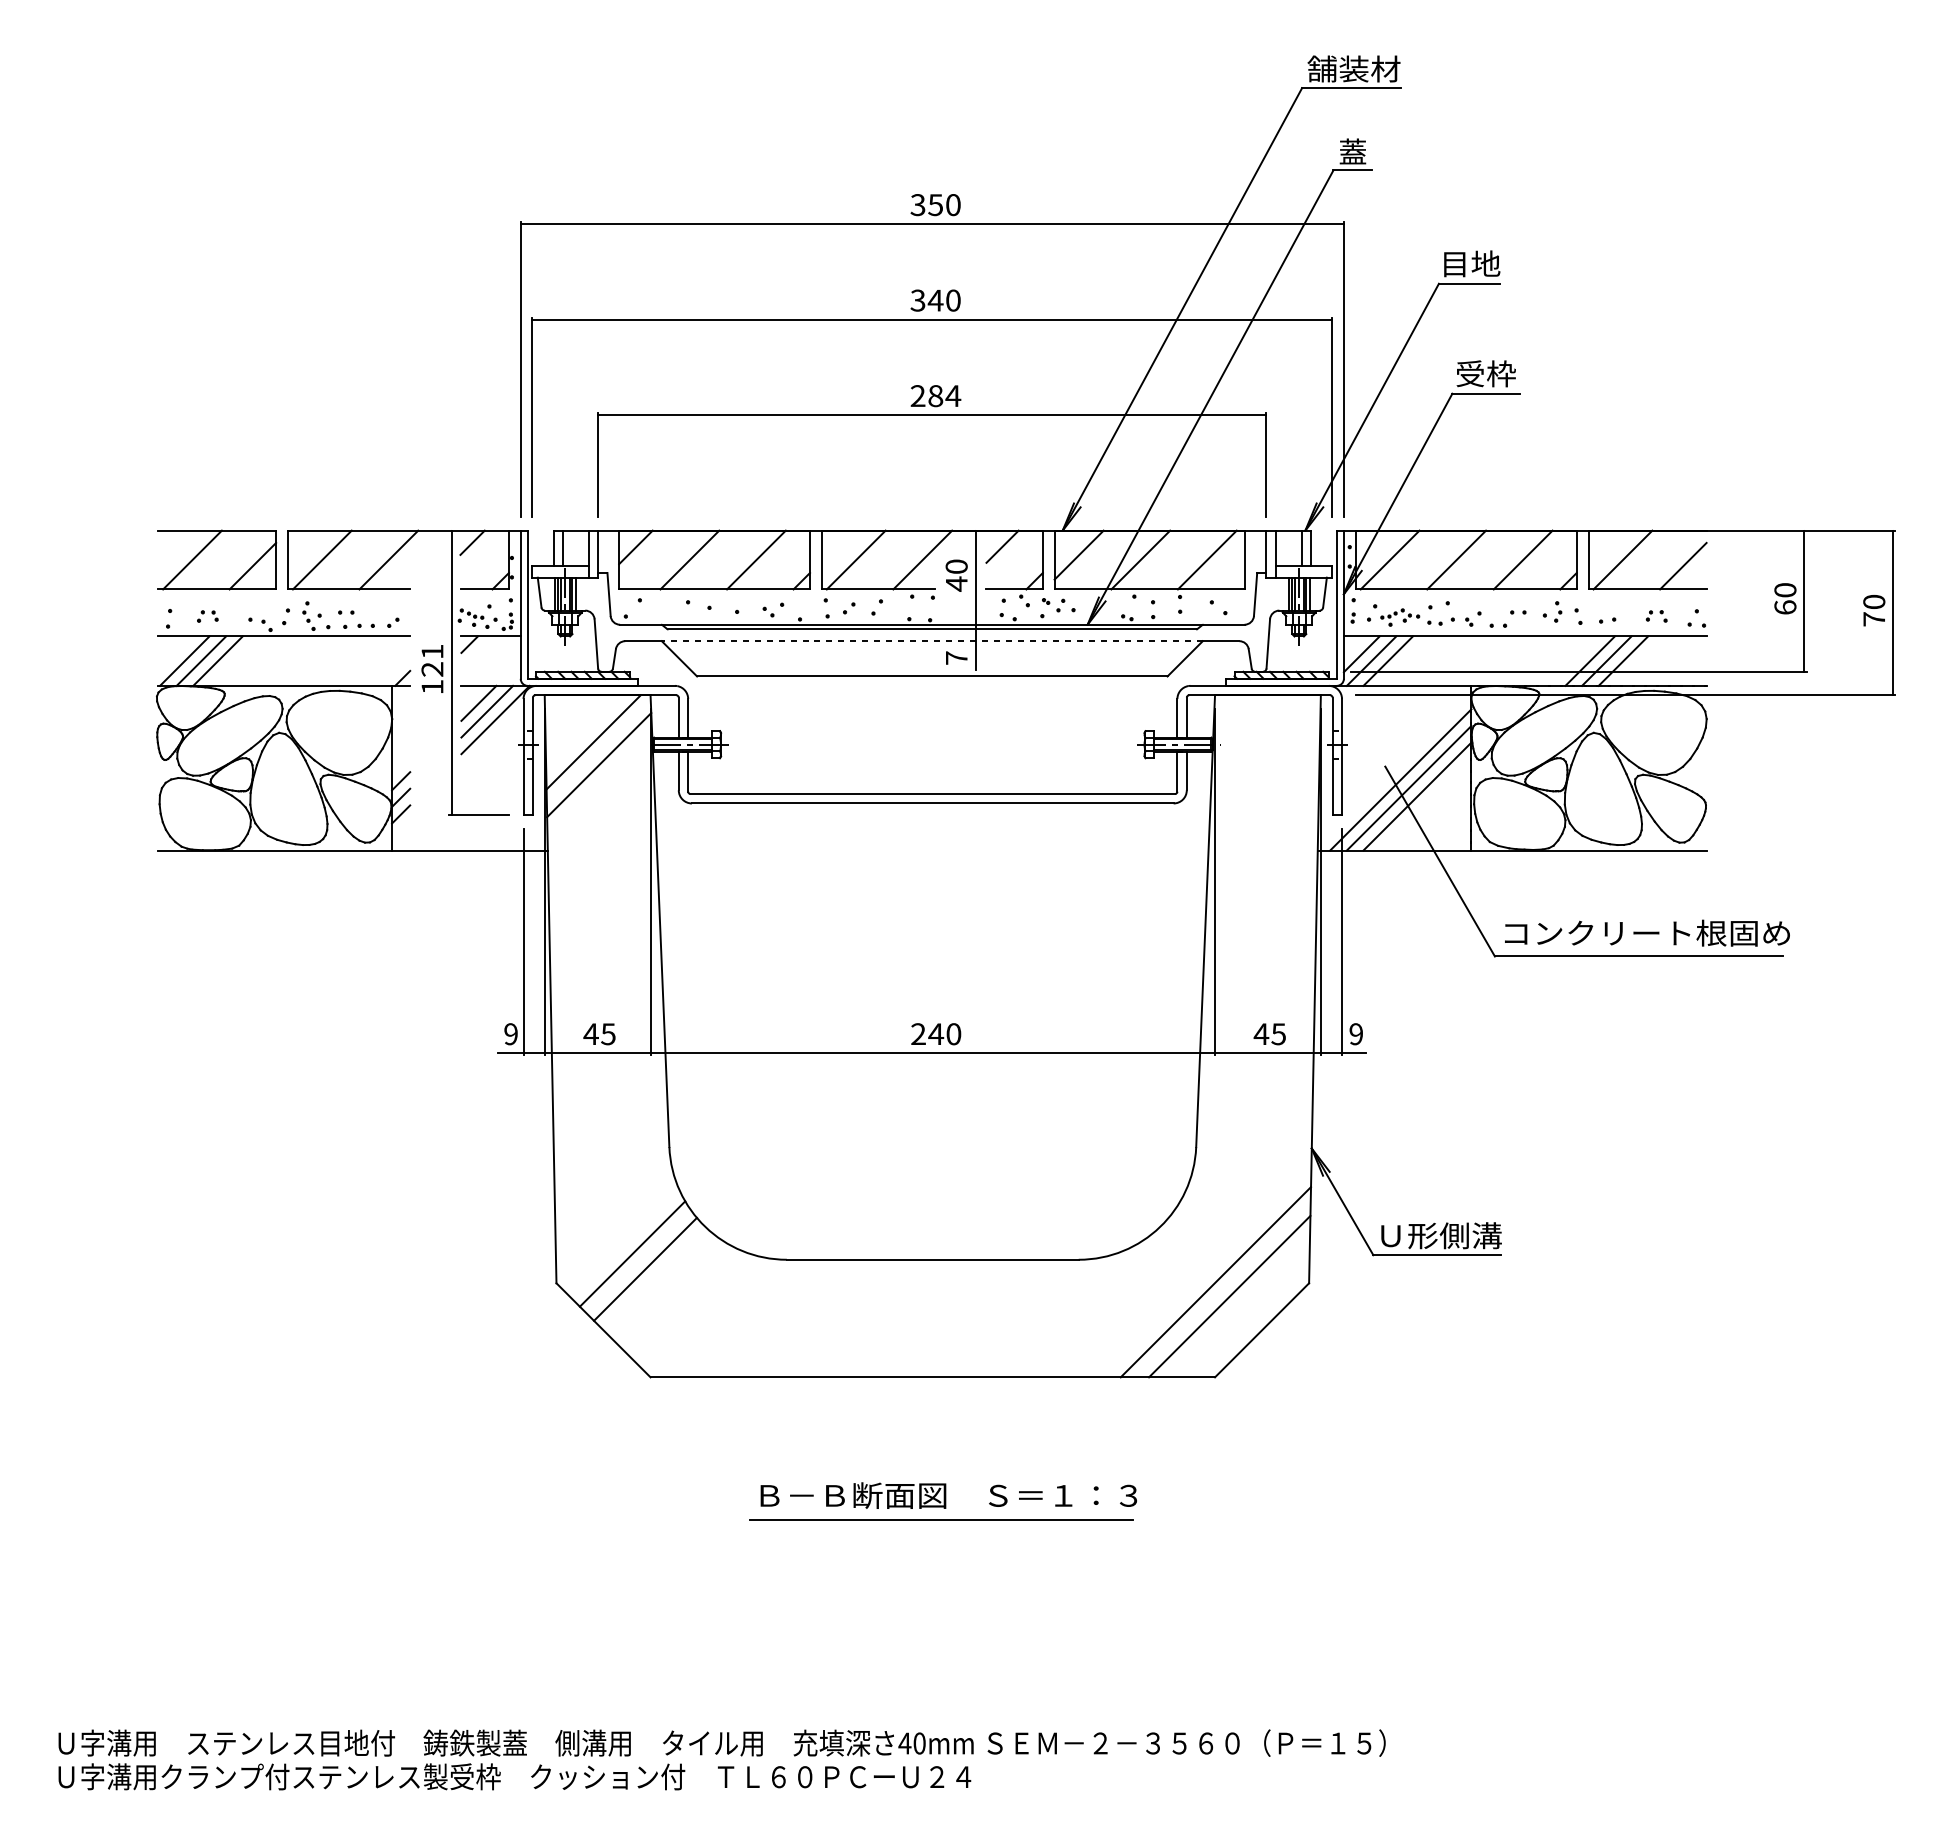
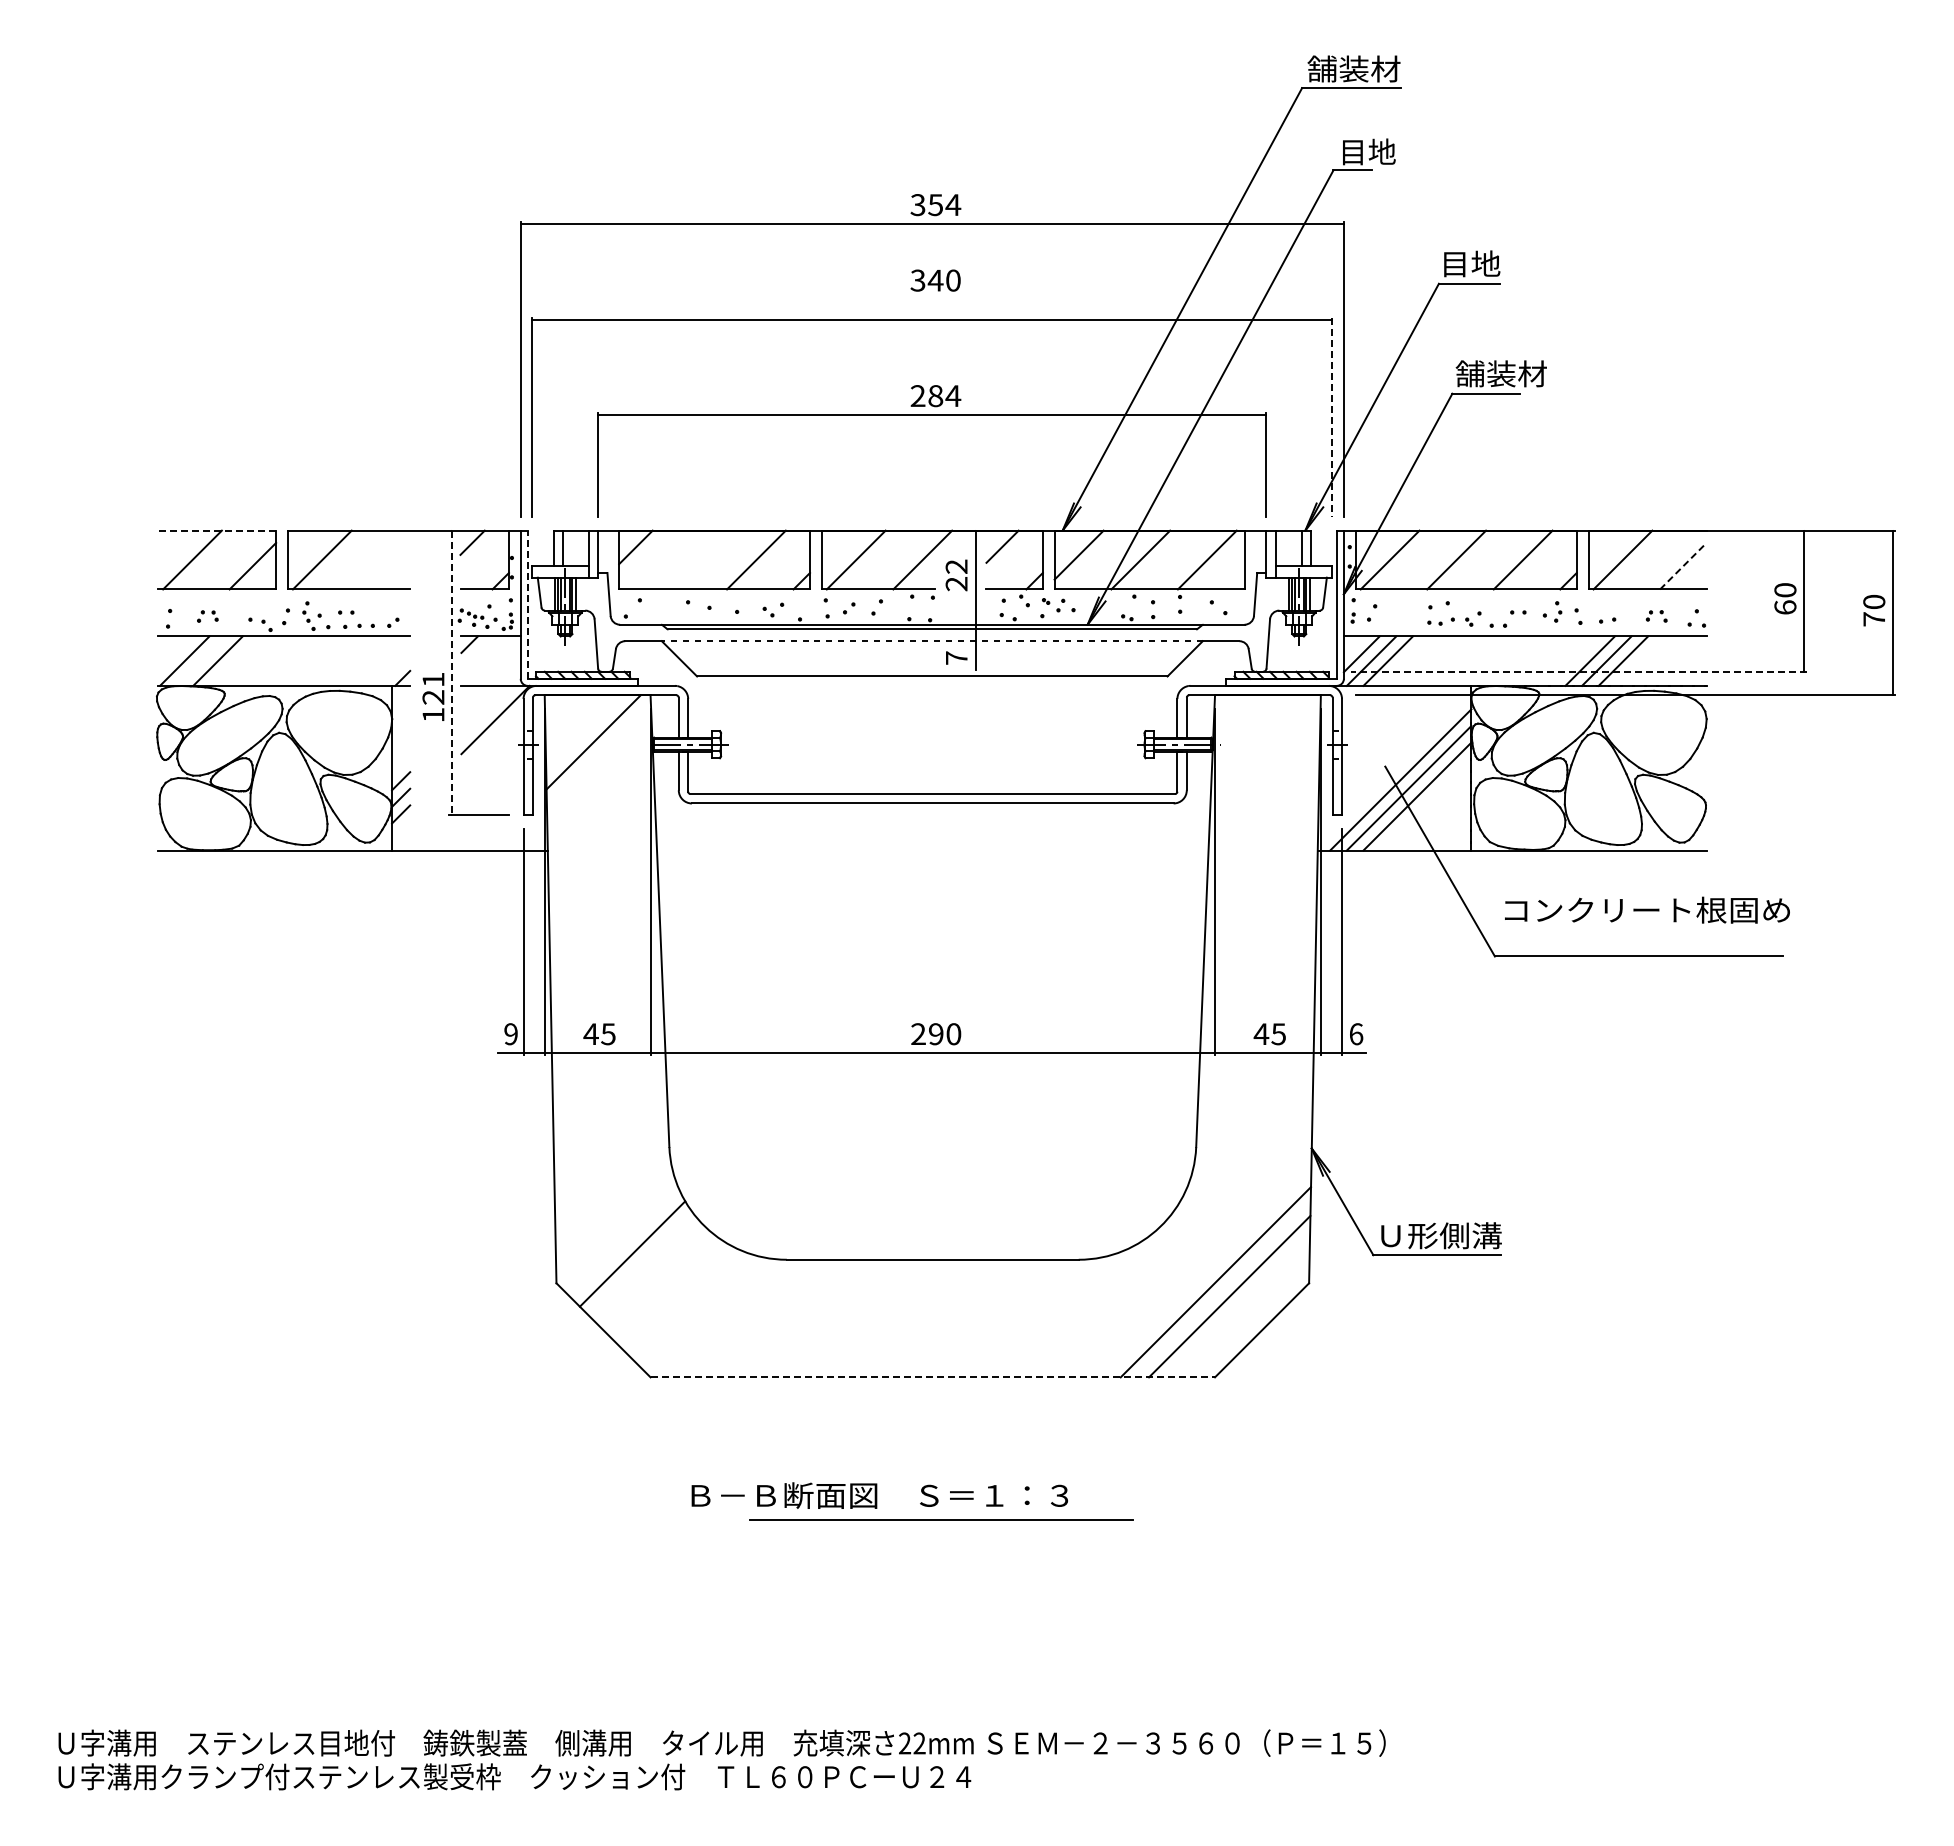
text: 蓋 -> 目地 (1367, 151)
text: 350 -> 354 (953, 205)
text position: (935, 300) -> (935, 280) (935, 280)
text: 受枠 -> 舗装材 (1500, 373)
line: solid -> dashed (1332, 417)
line: solid -> dashed (216, 530)
line: present -> none (388, 559)
line: present -> none (689, 559)
line: solid -> dashed (1683, 566)
text: 40 -> 22 (956, 575)
line: solid -> dashed (527, 604)
part: present -> none (1400, 617)
line: present -> none (201, 660)
text position: (432, 668) -> (433, 696) (433, 696)
line: solid -> dashed (1578, 671)
line: solid -> dashed (451, 673)
line: present -> none (478, 702)
line: present -> none (487, 711)
line: present -> none (599, 765)
text position: (1647, 932) -> (1647, 909) (1647, 909)
text: 240 -> 290 (936, 1034)
text: 9 -> 6 (1356, 1034)
line: present -> none (645, 1268)
line: solid -> dashed (933, 1377)
text position: (948, 1495) -> (879, 1495) (879, 1495)
text: 40mm -> 22mm (911, 1743)
